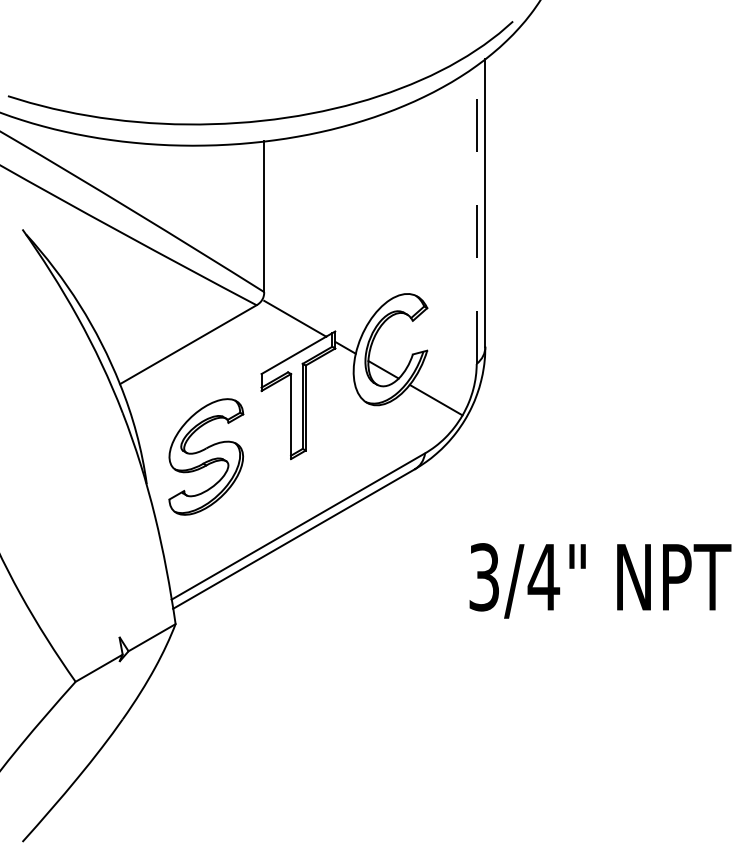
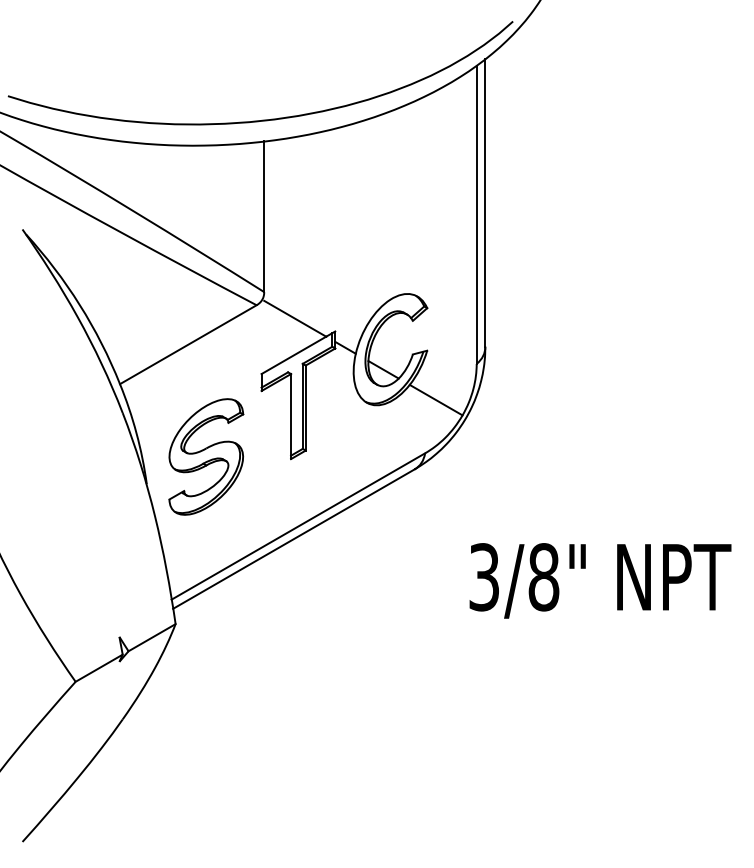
line: dashed -> solid (476, 214)
text: 3/4" -> 3/8" (543, 577)
